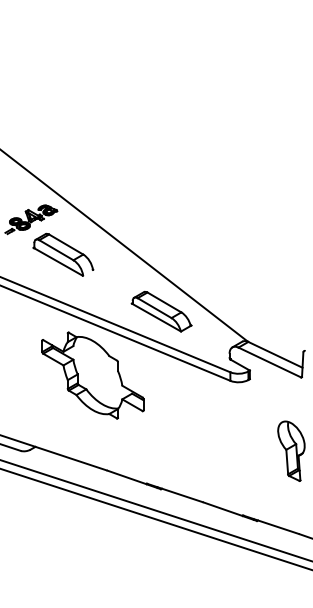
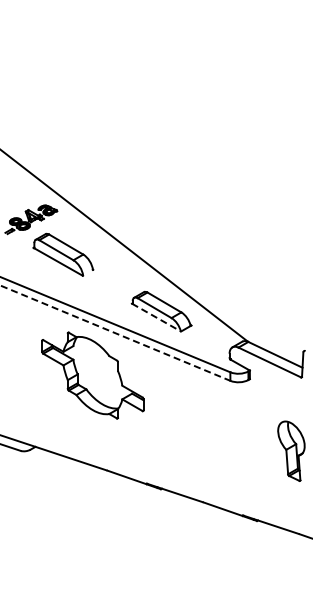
line: solid -> dashed (156, 317)
line: solid -> dashed (115, 333)
line: present -> none (155, 510)
line: present -> none (155, 519)
